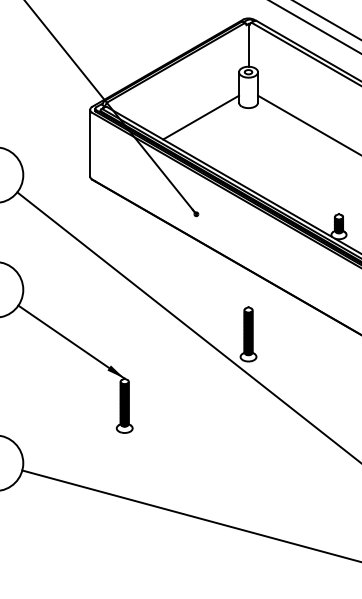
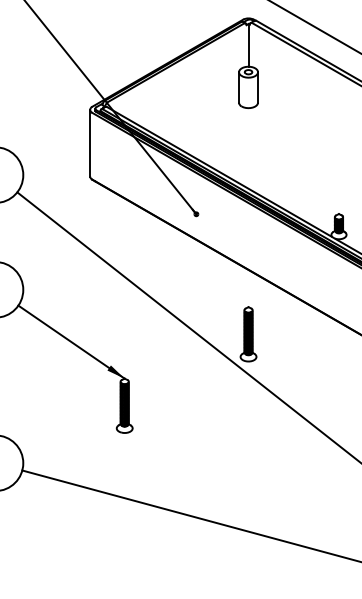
line: present -> none (326, 20)
line: present -> none (201, 117)
line: present -> none (308, 124)
